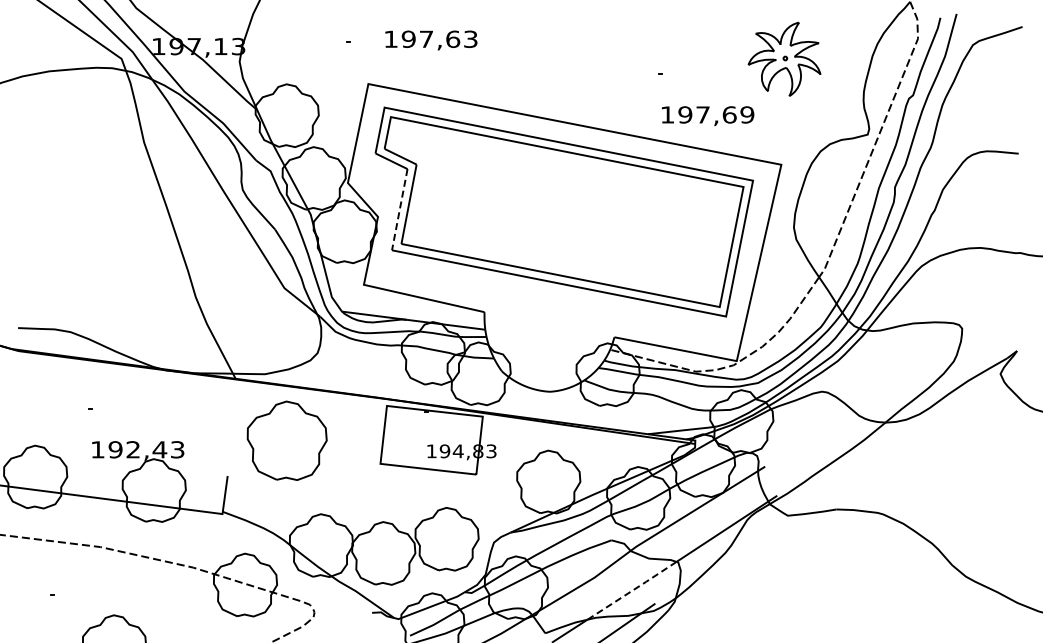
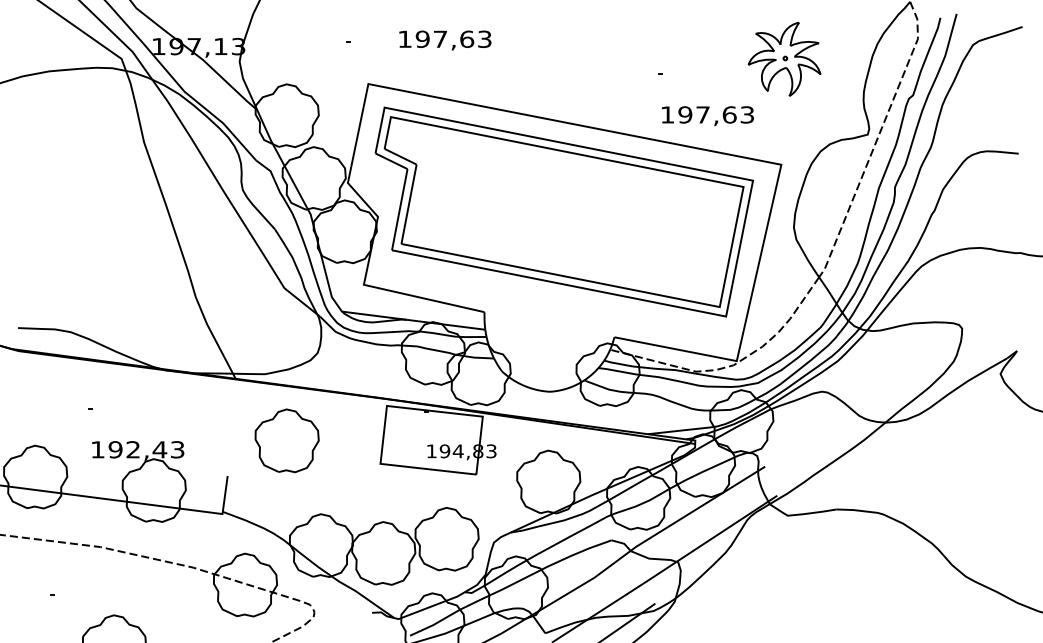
text position: (431, 40) -> (445, 40) (445, 40)
text: 197,69 -> 197,63 (747, 114)
line: dashed -> solid (399, 210)
part size: 82x81 px -> 66x66 px (286, 440)
line: dashed -> solid (632, 590)
